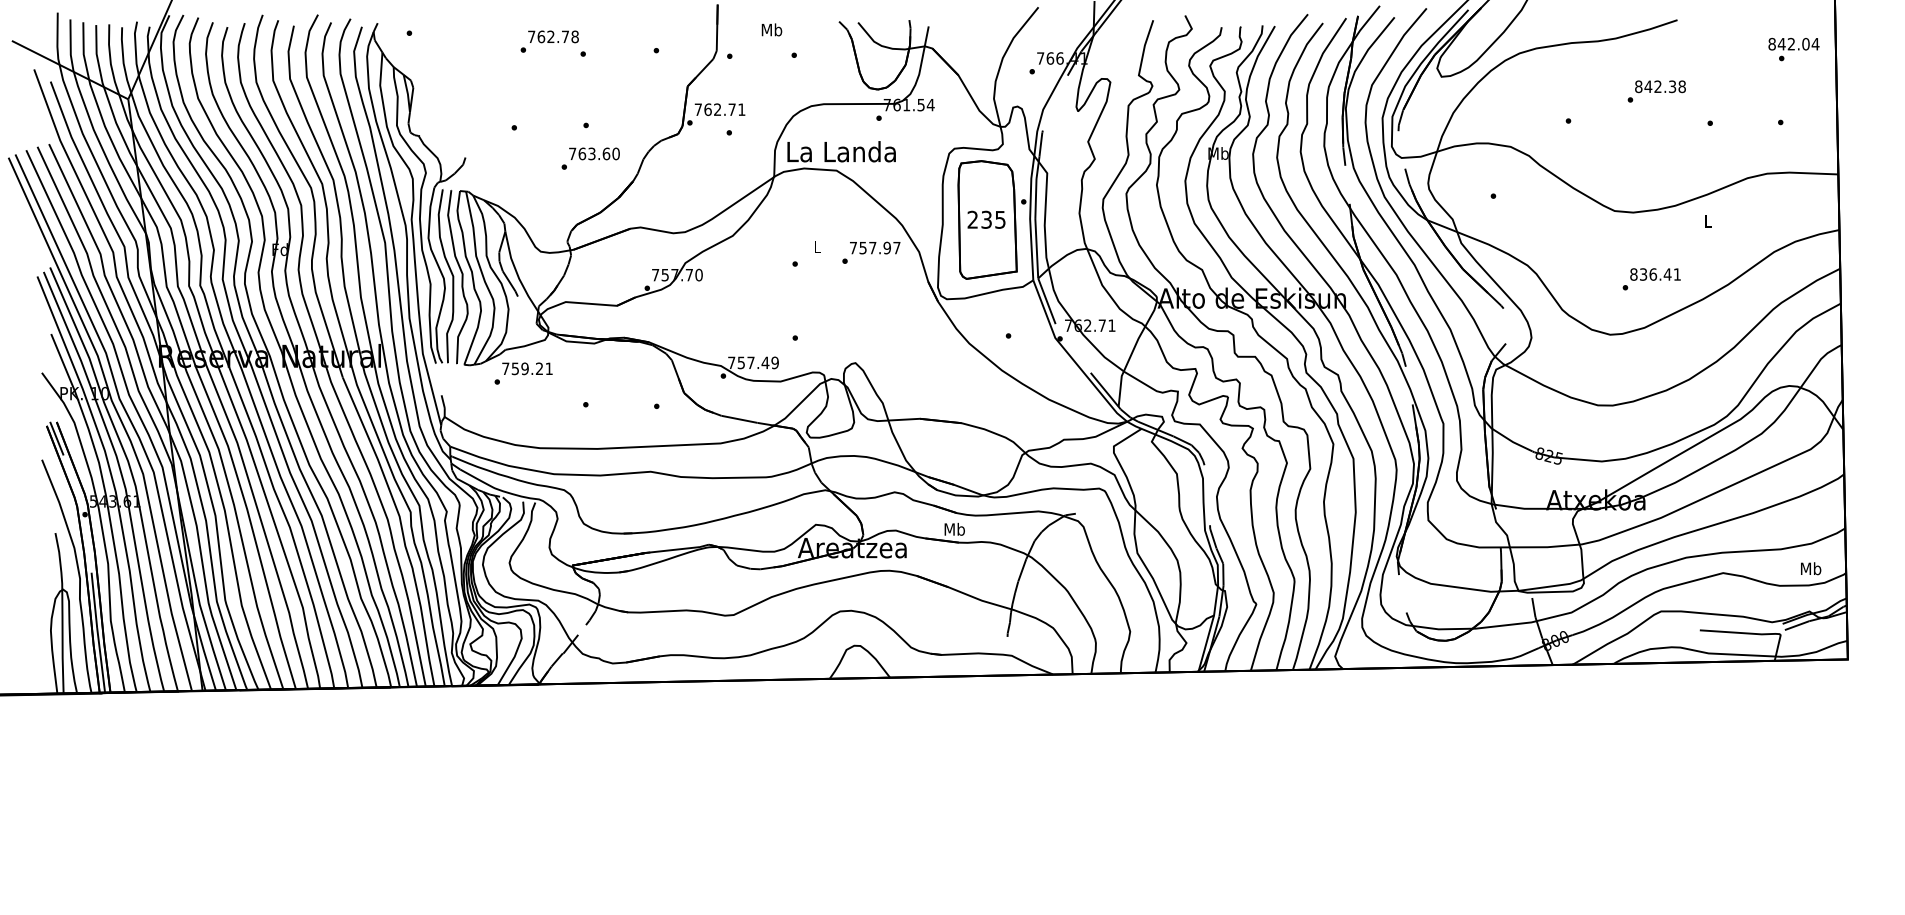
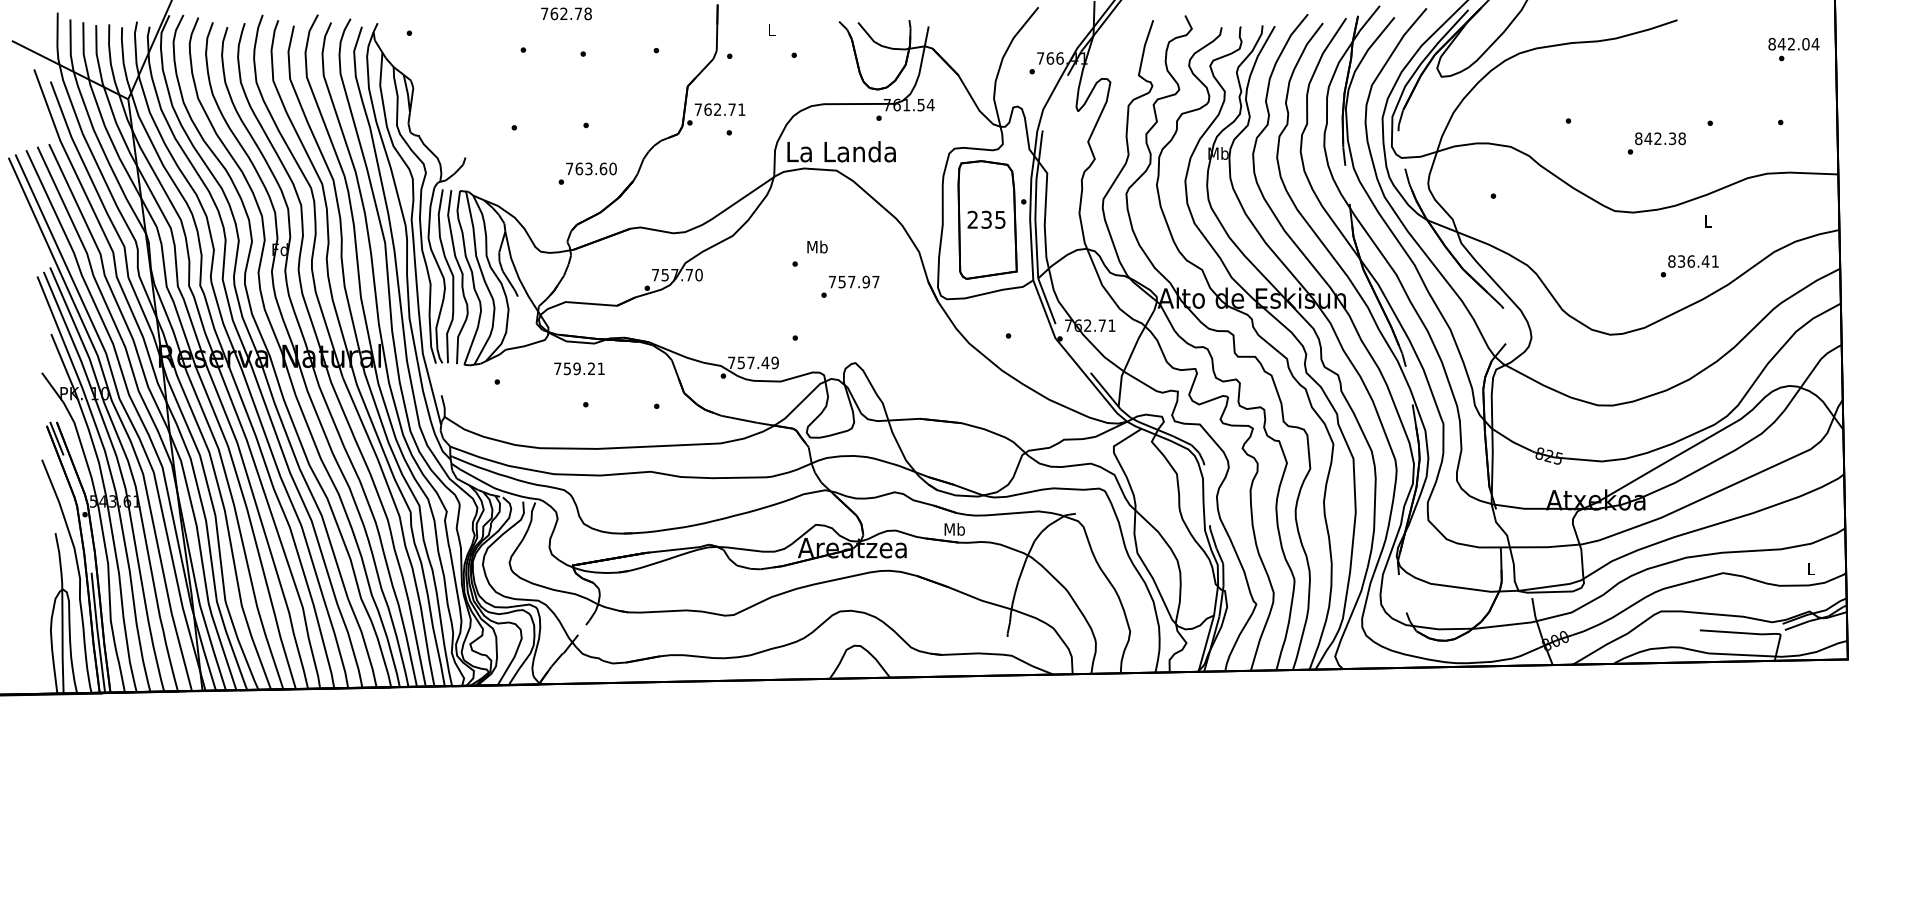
text: Mb -> L (771, 29)
text position: (553, 36) -> (566, 13) (566, 13)
text position: (1656, 91) -> (1656, 143) (1656, 143)
text position: (590, 158) -> (587, 173) (587, 173)
text: L -> Mb (817, 246)
text position: (871, 252) -> (850, 286) (850, 286)
text position: (1651, 279) -> (1689, 266) (1689, 266)
text position: (527, 368) -> (579, 368) (579, 368)
text: Mb -> L (1811, 568)
